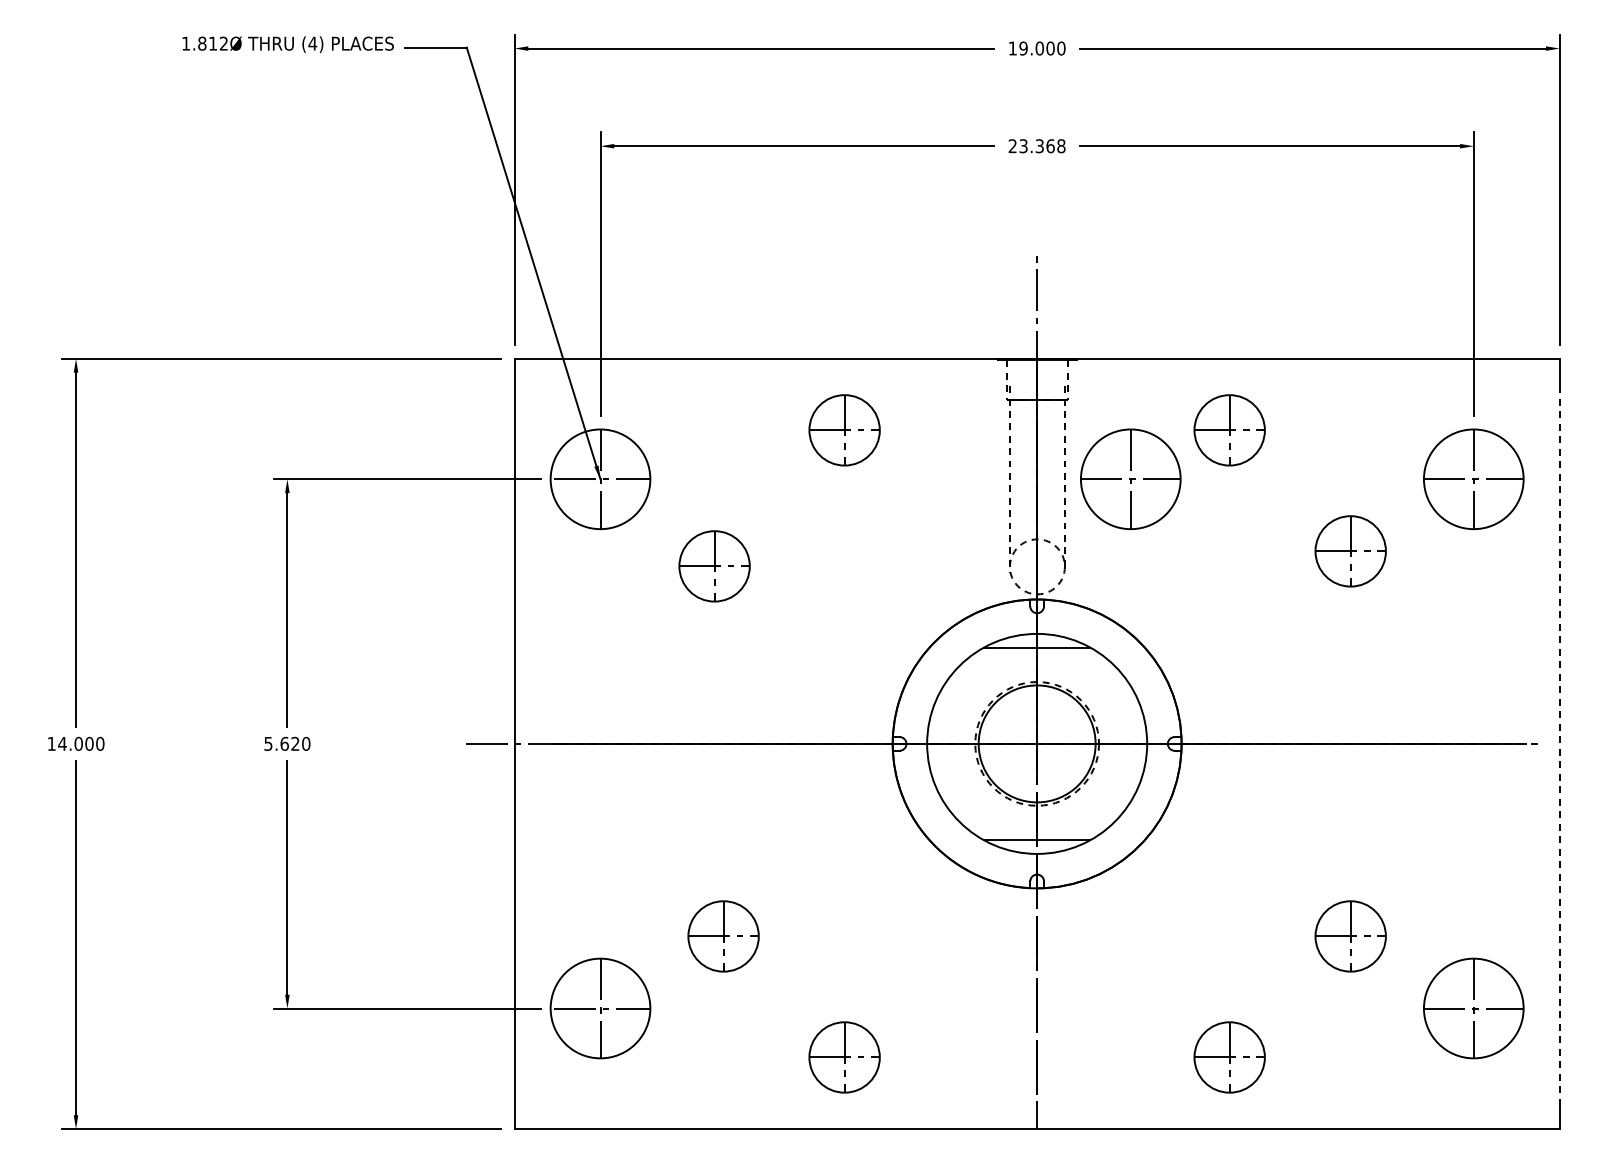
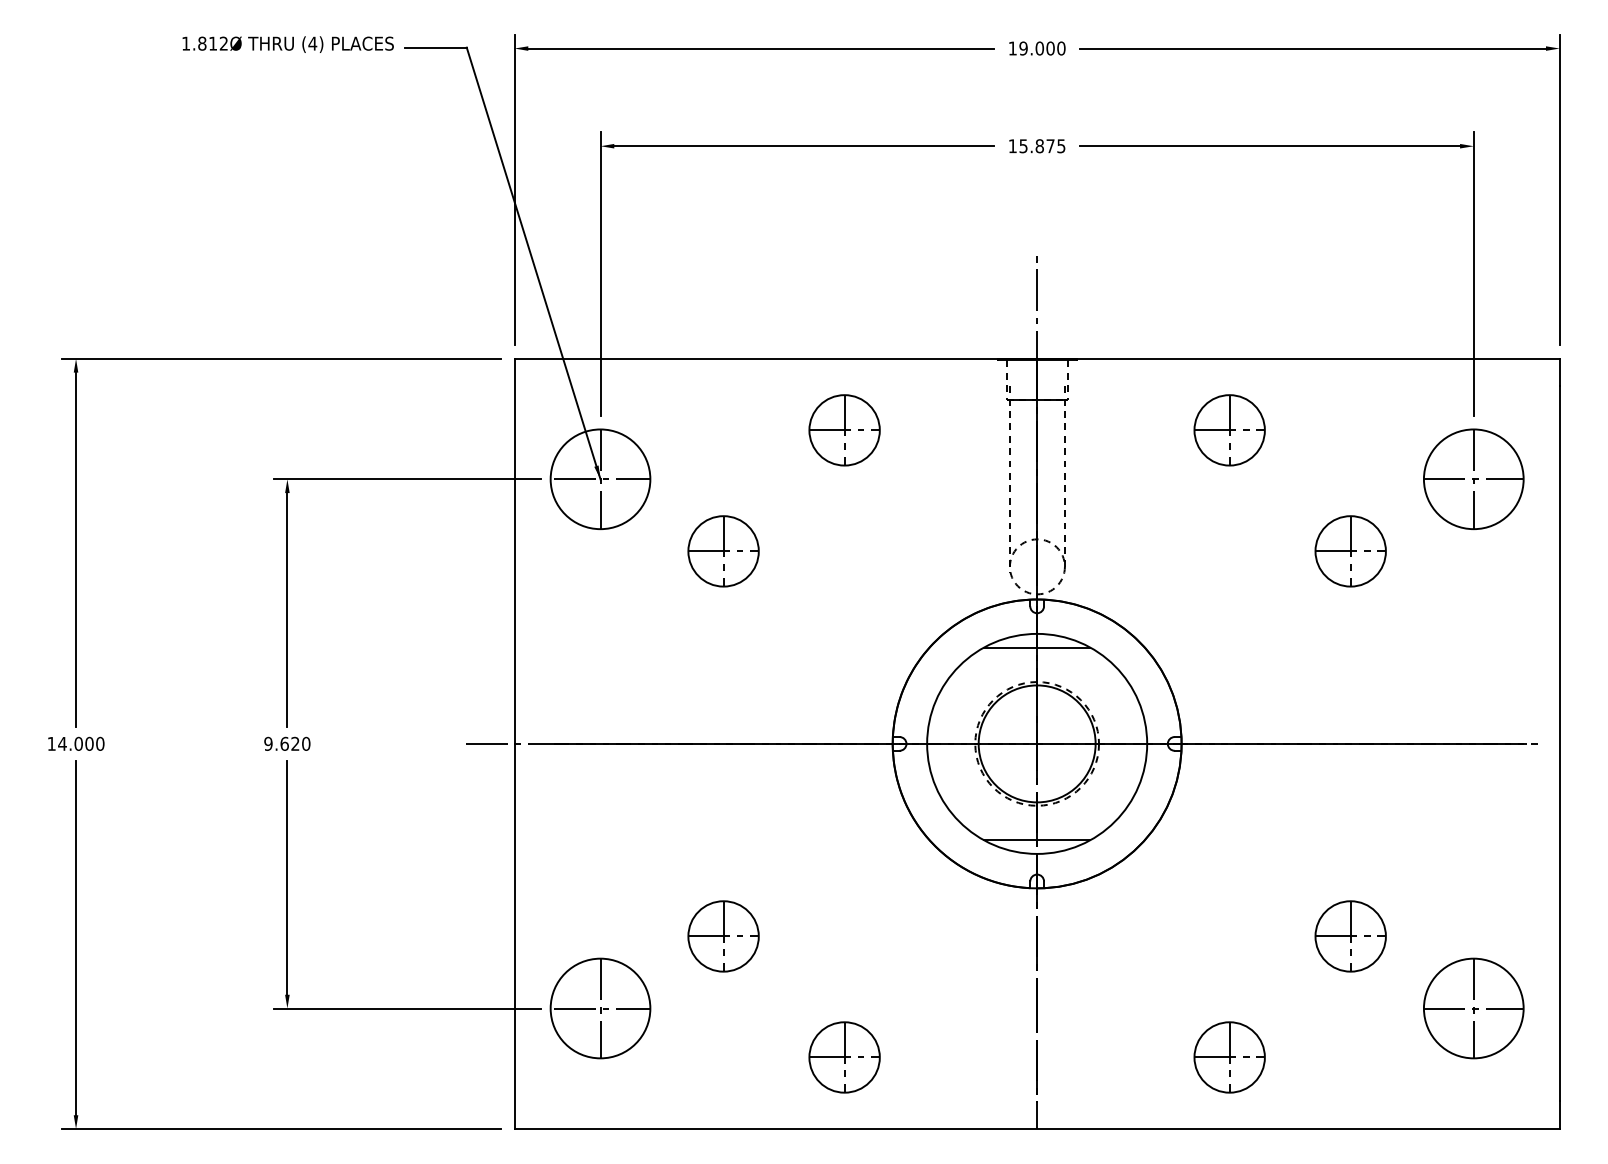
text: 23.368 -> 15.875 (1036, 146)
part: present -> none (1130, 479)
part position: (714, 566) -> (723, 551) (723, 551)
text: 5.620 -> 9.620 (268, 743)
line: dashed -> solid (1559, 743)
